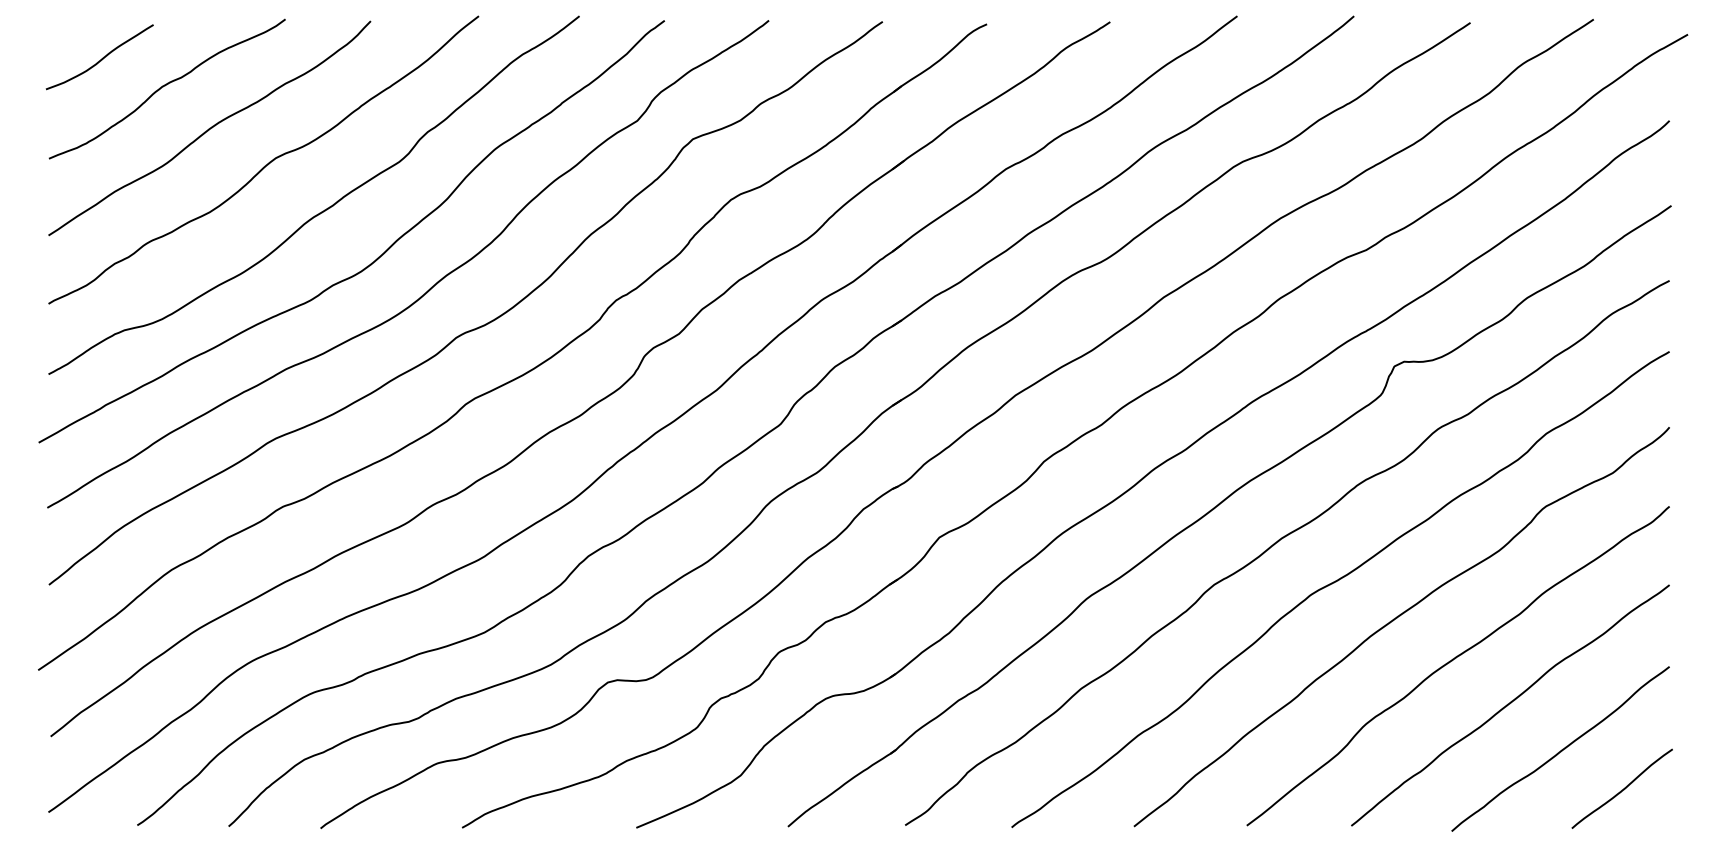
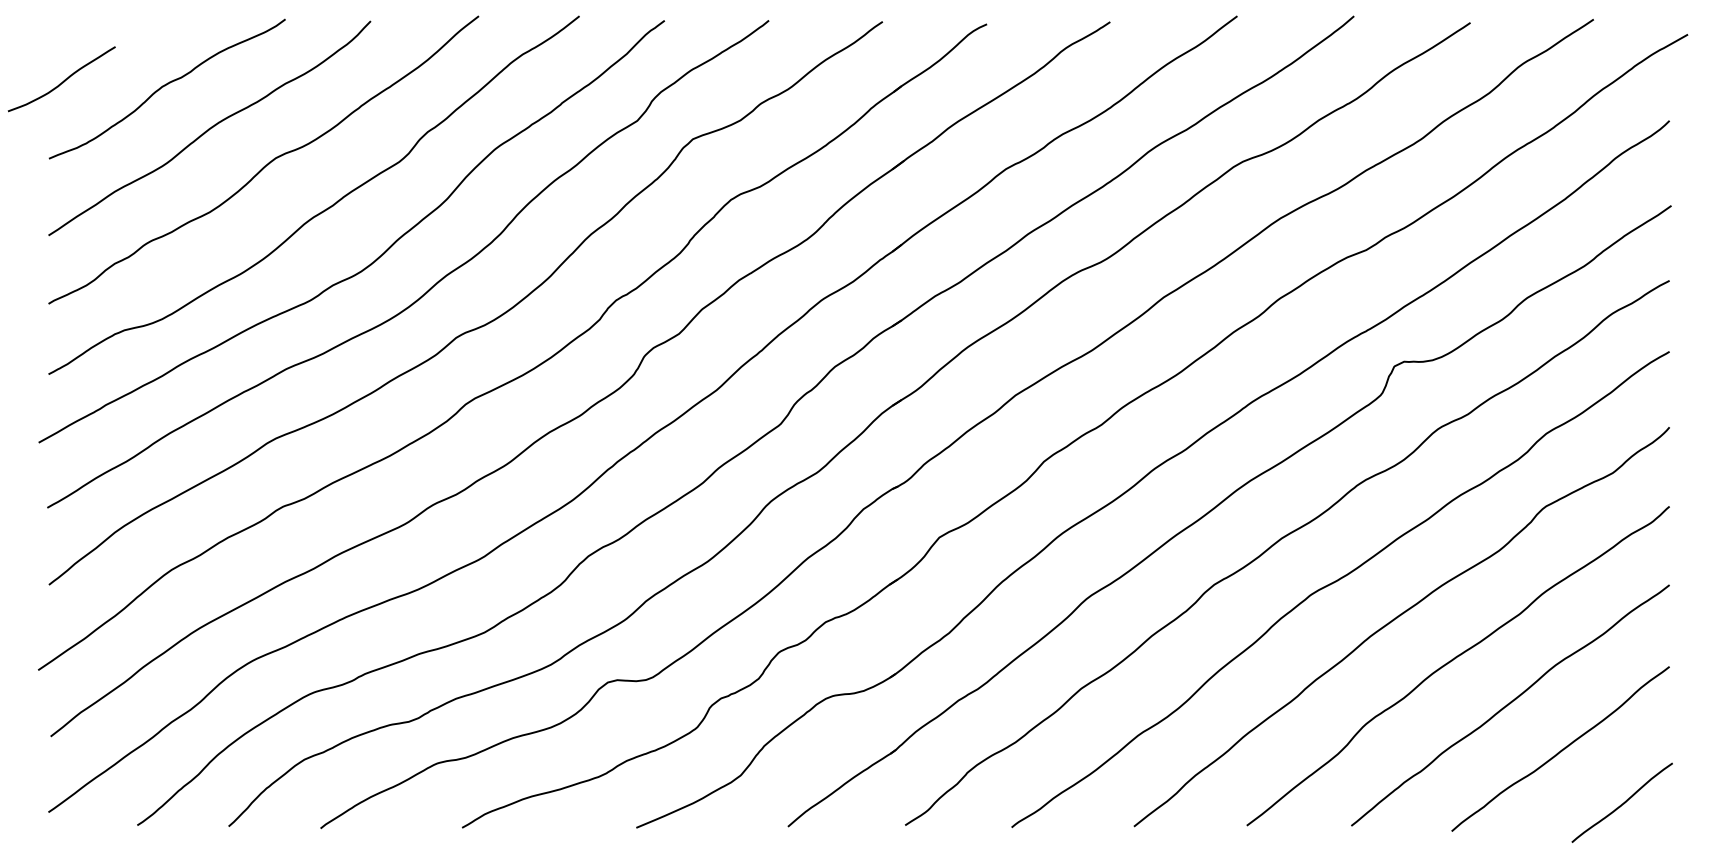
curve position: (101, 58) -> (63, 80) (63, 80)
curve position: (1622, 789) -> (1622, 803) (1622, 803)
